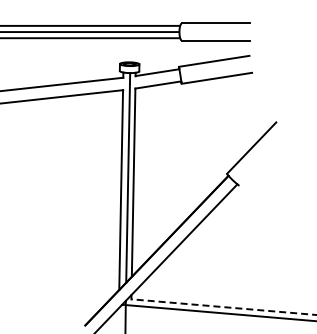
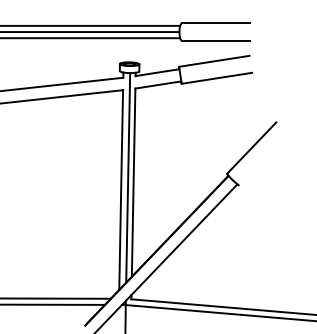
line: none -> present (56, 298)
line: none -> present (53, 304)
line: dashed -> solid (223, 307)
